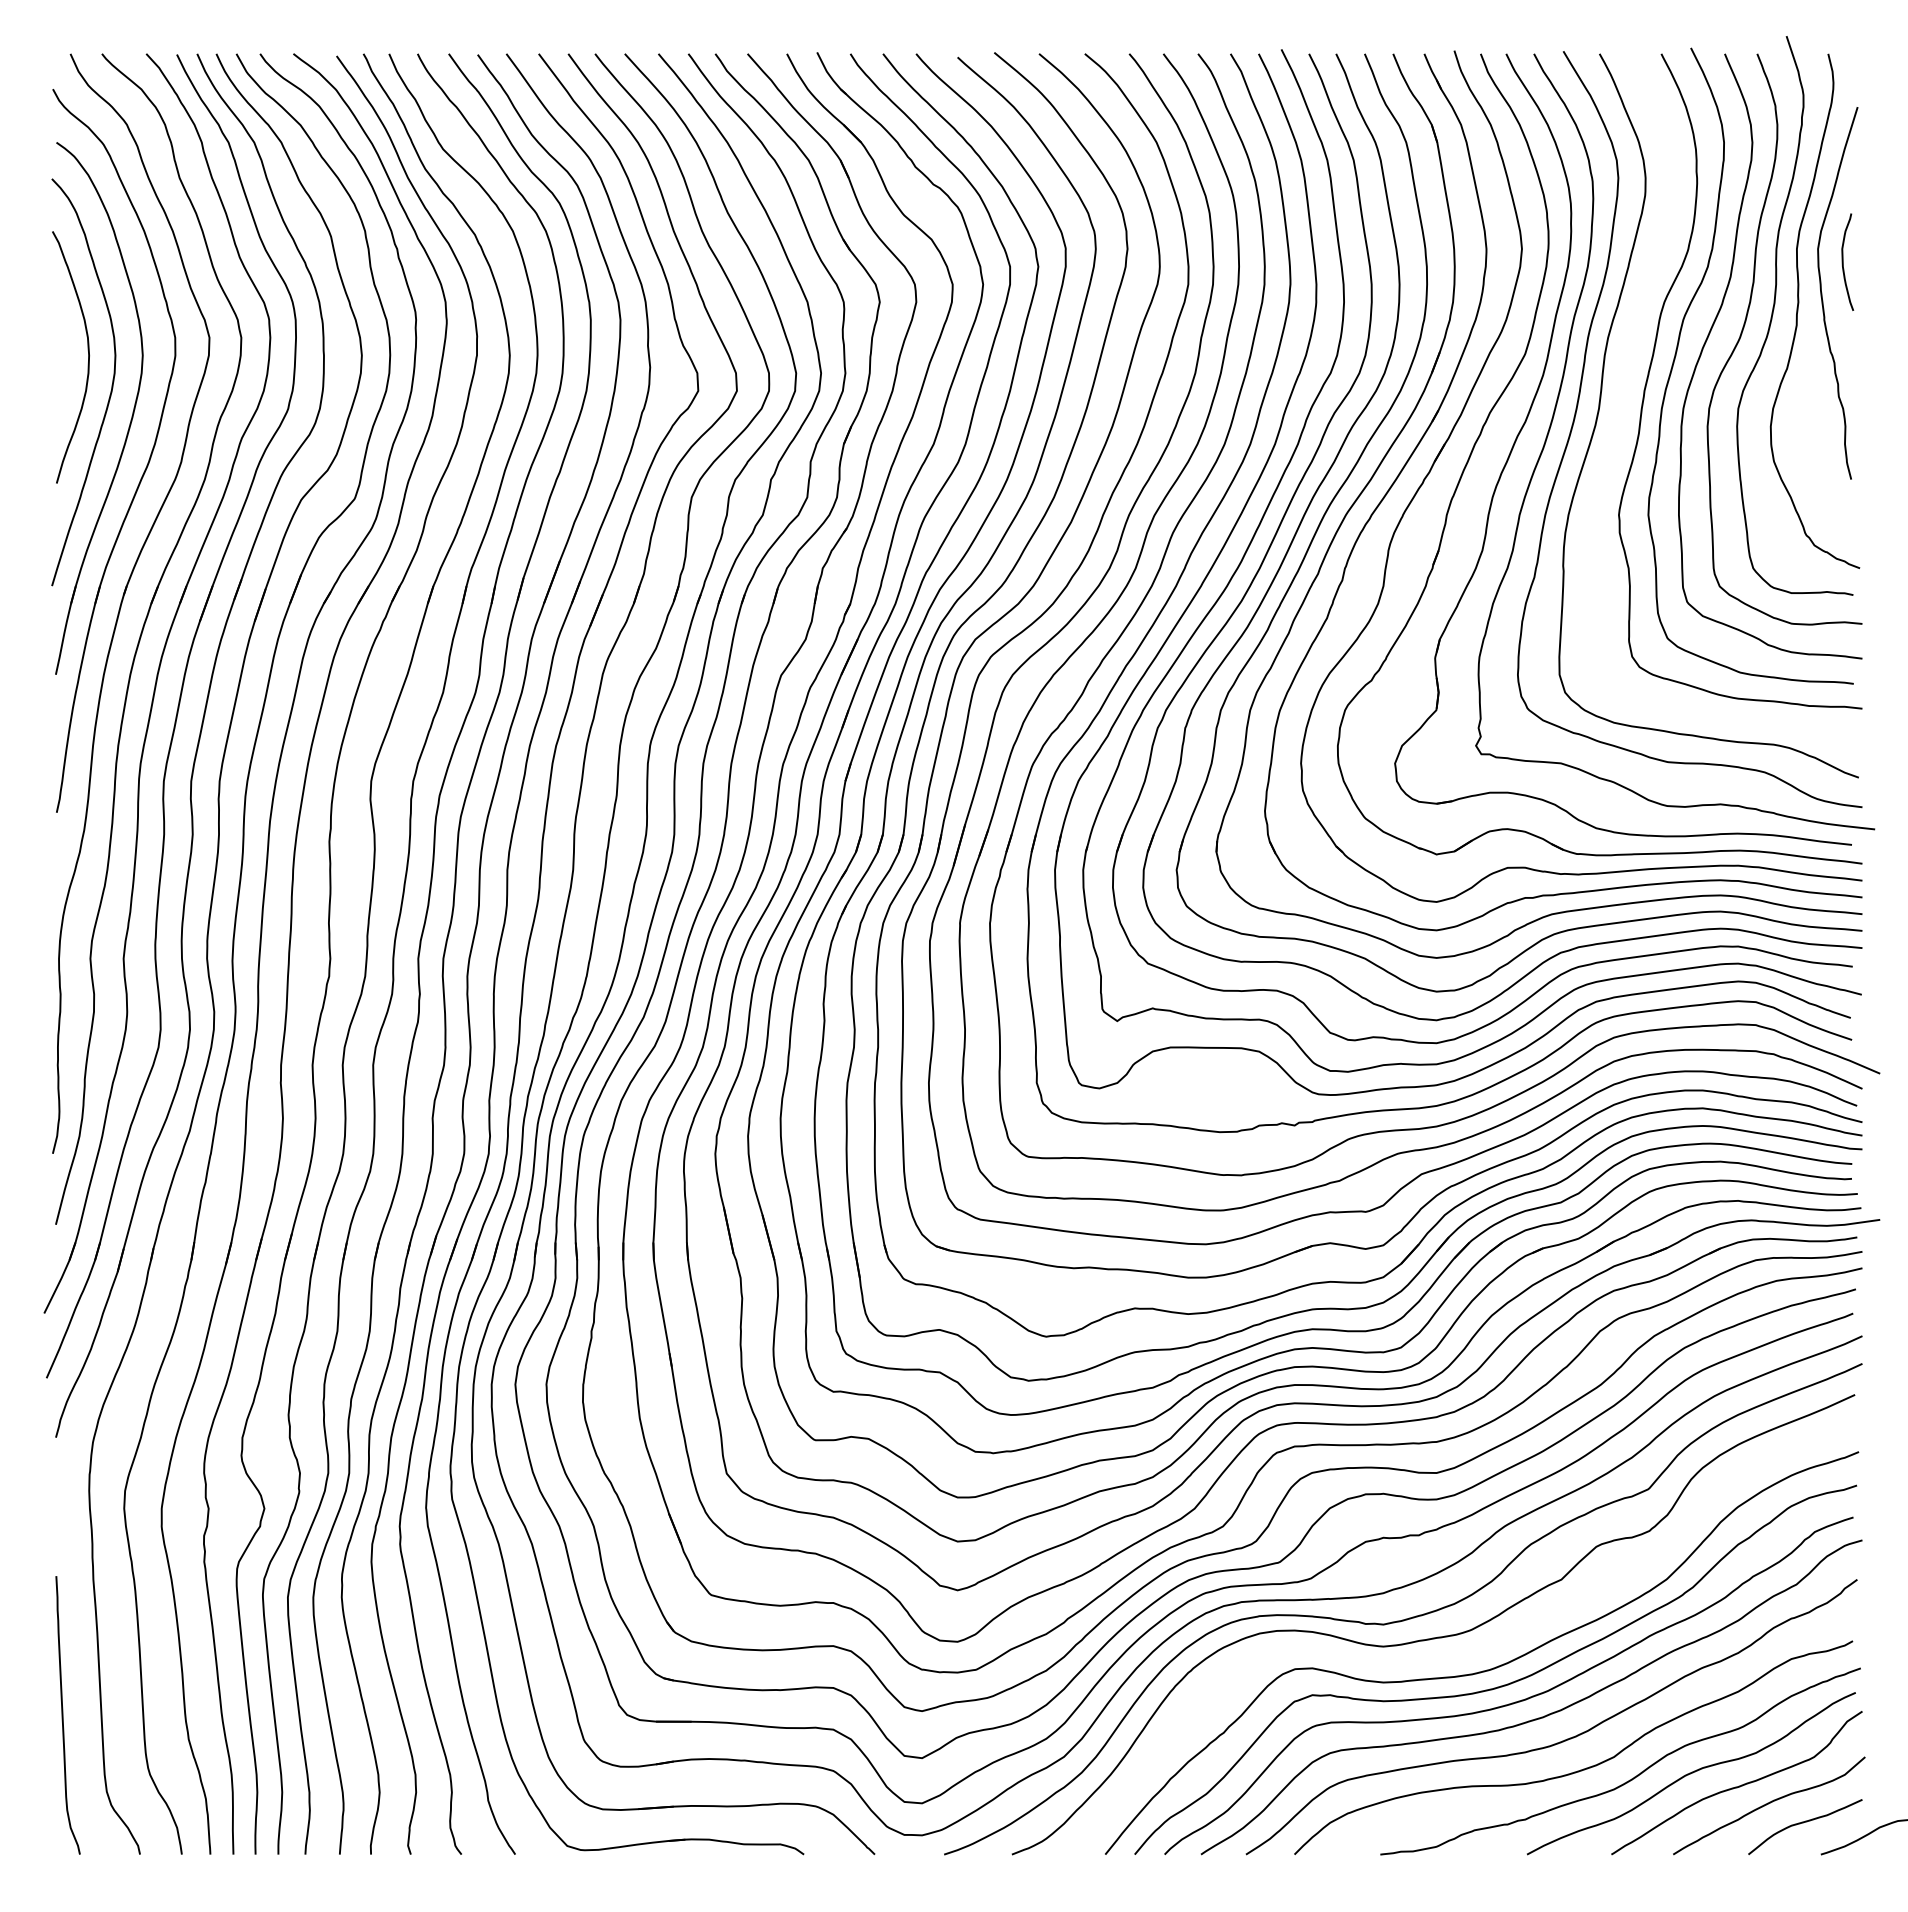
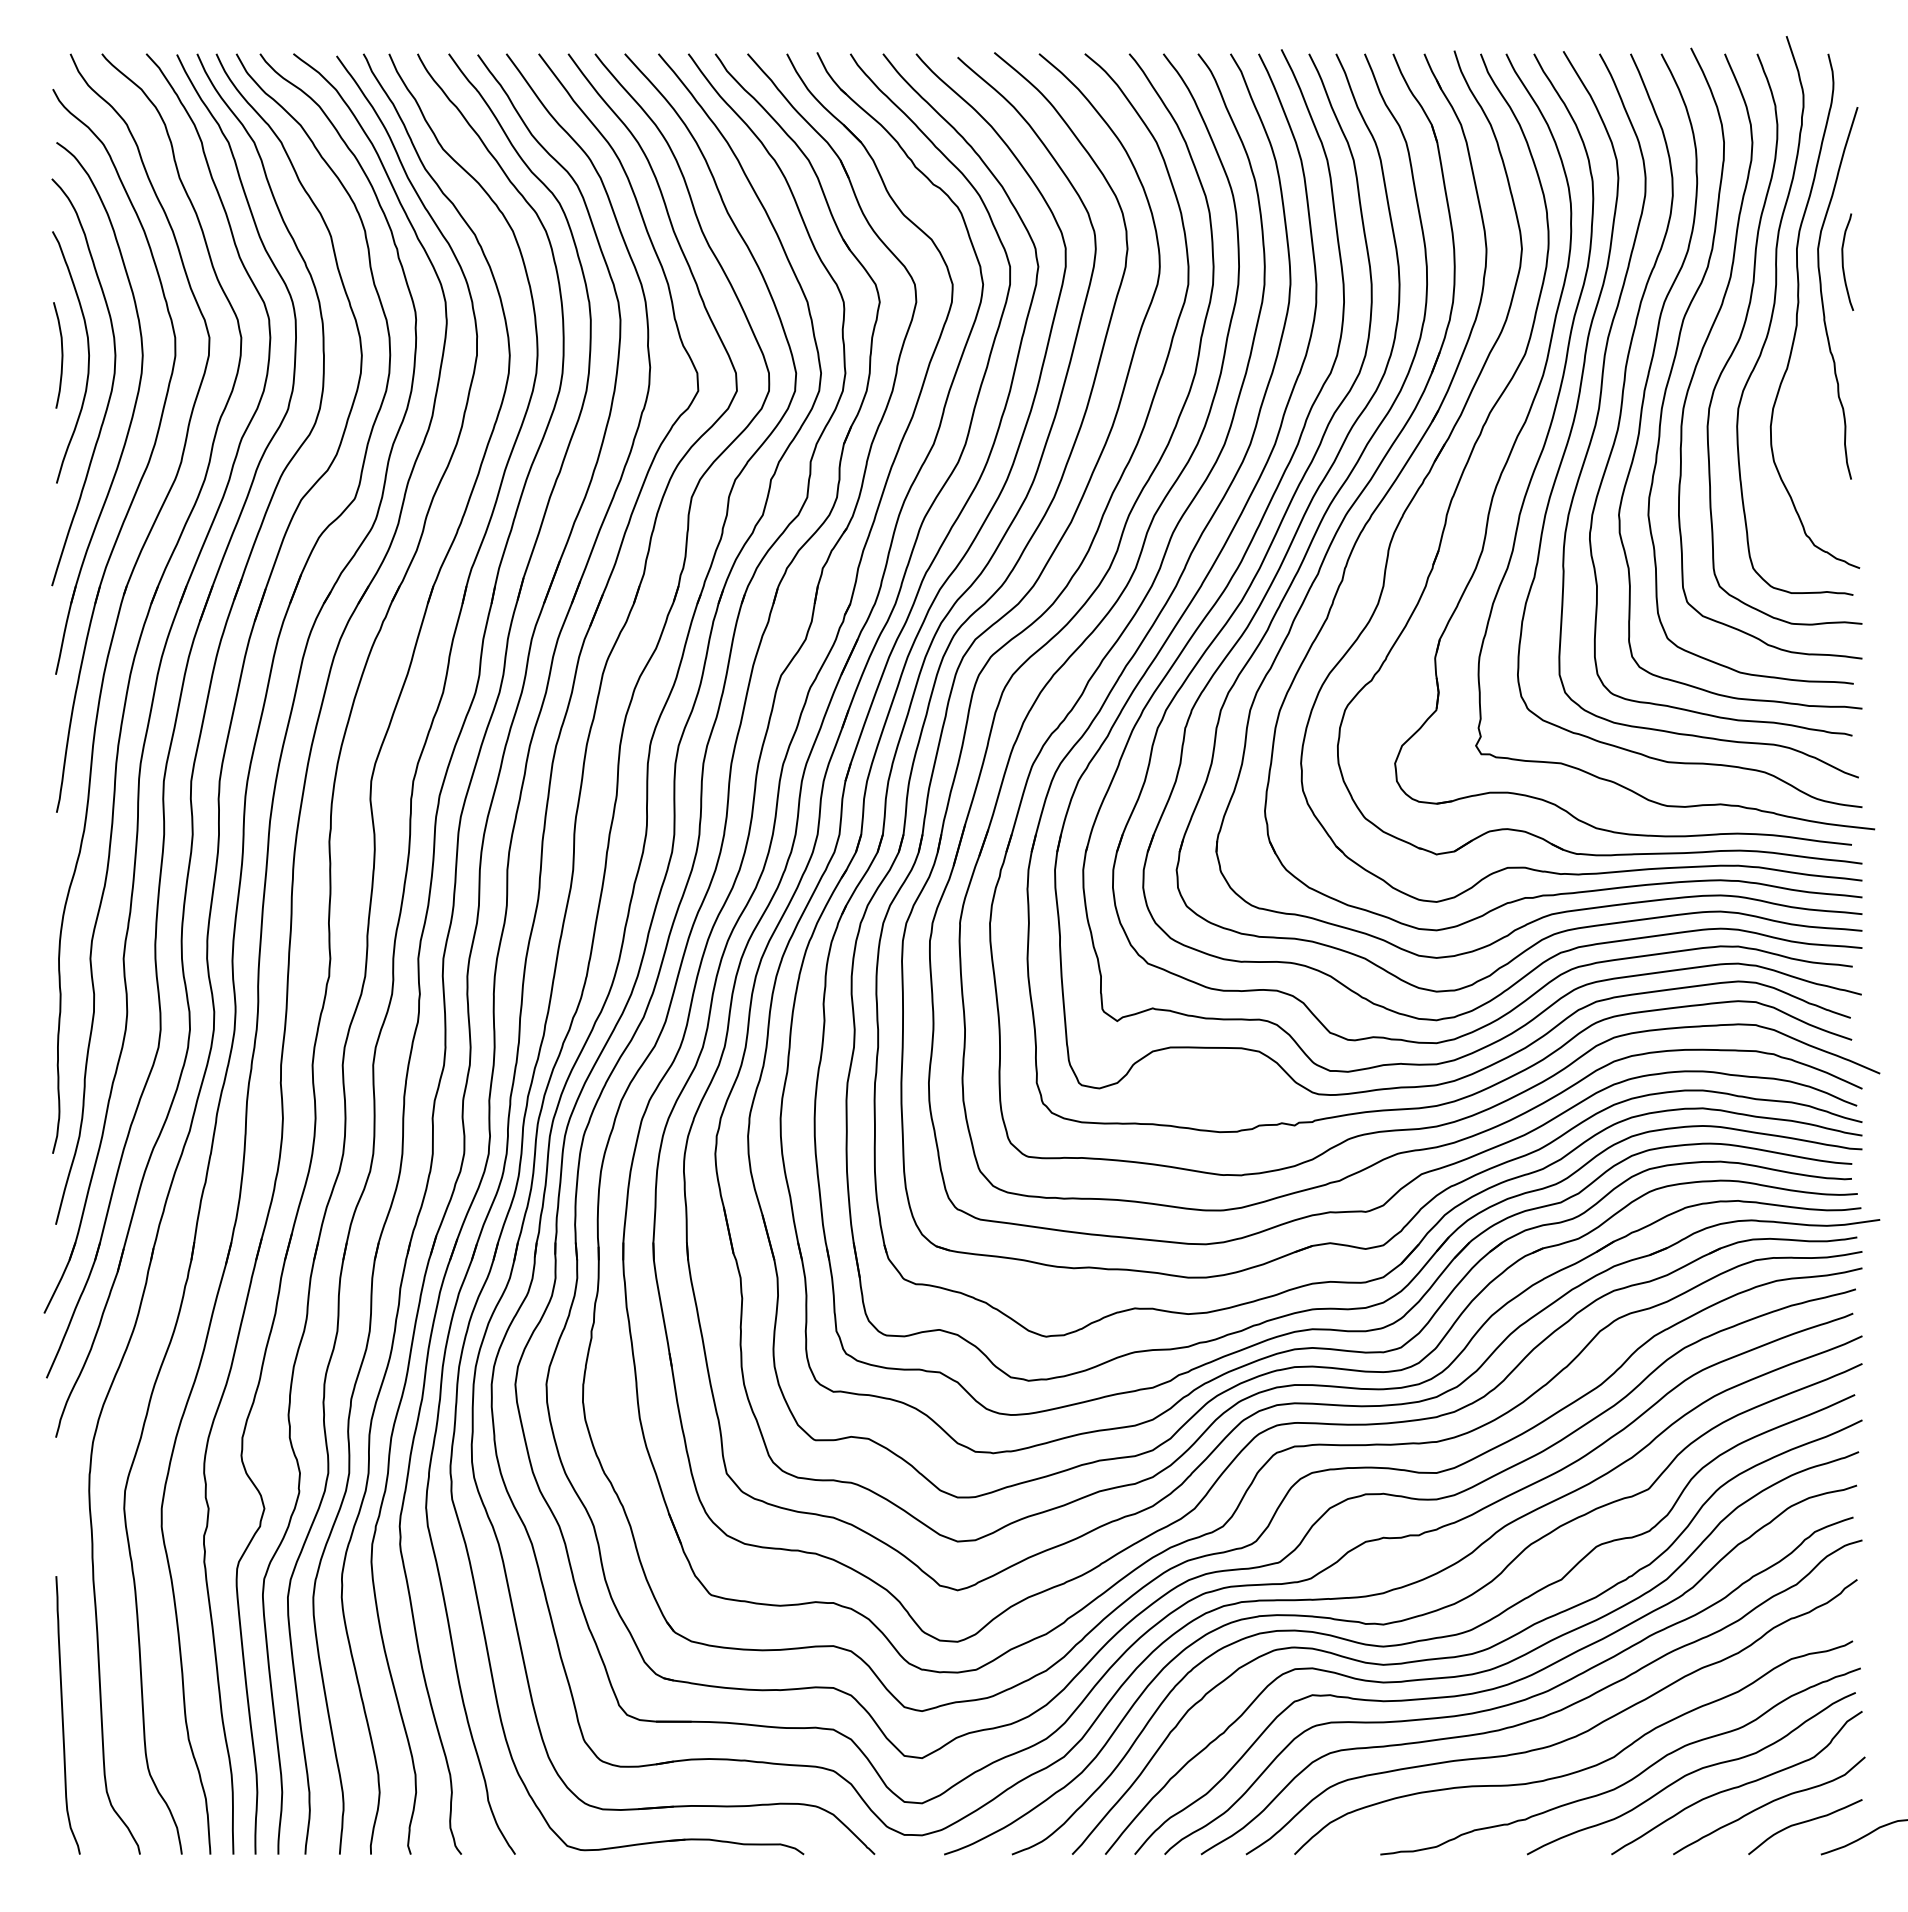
curve: none -> present (61, 355)
curve: none -> present (1625, 383)
curve: none -> present (1472, 1652)
